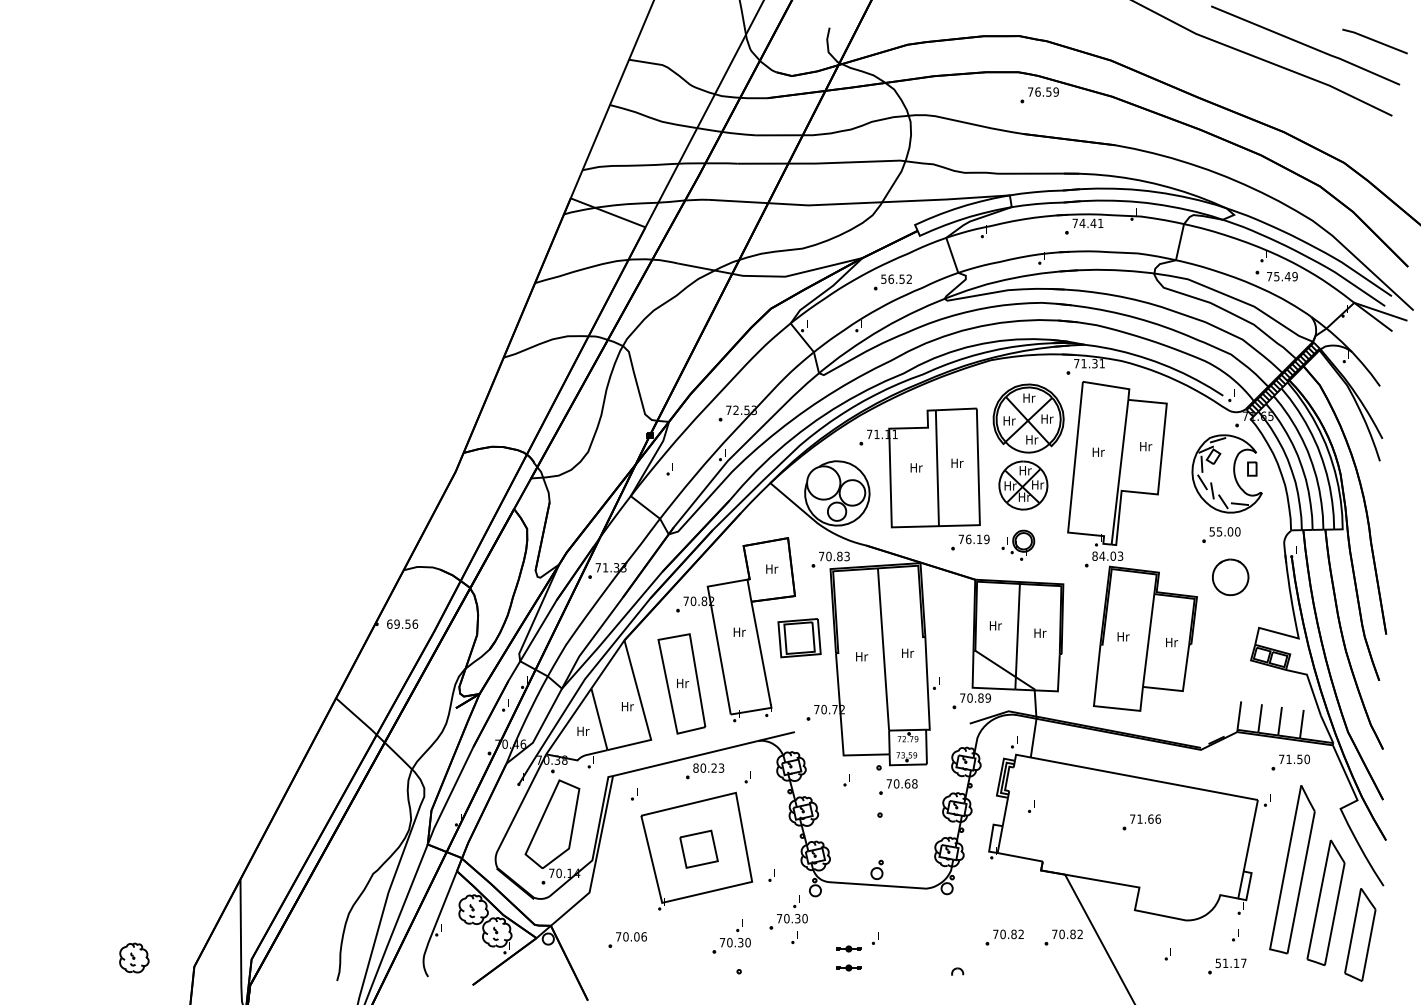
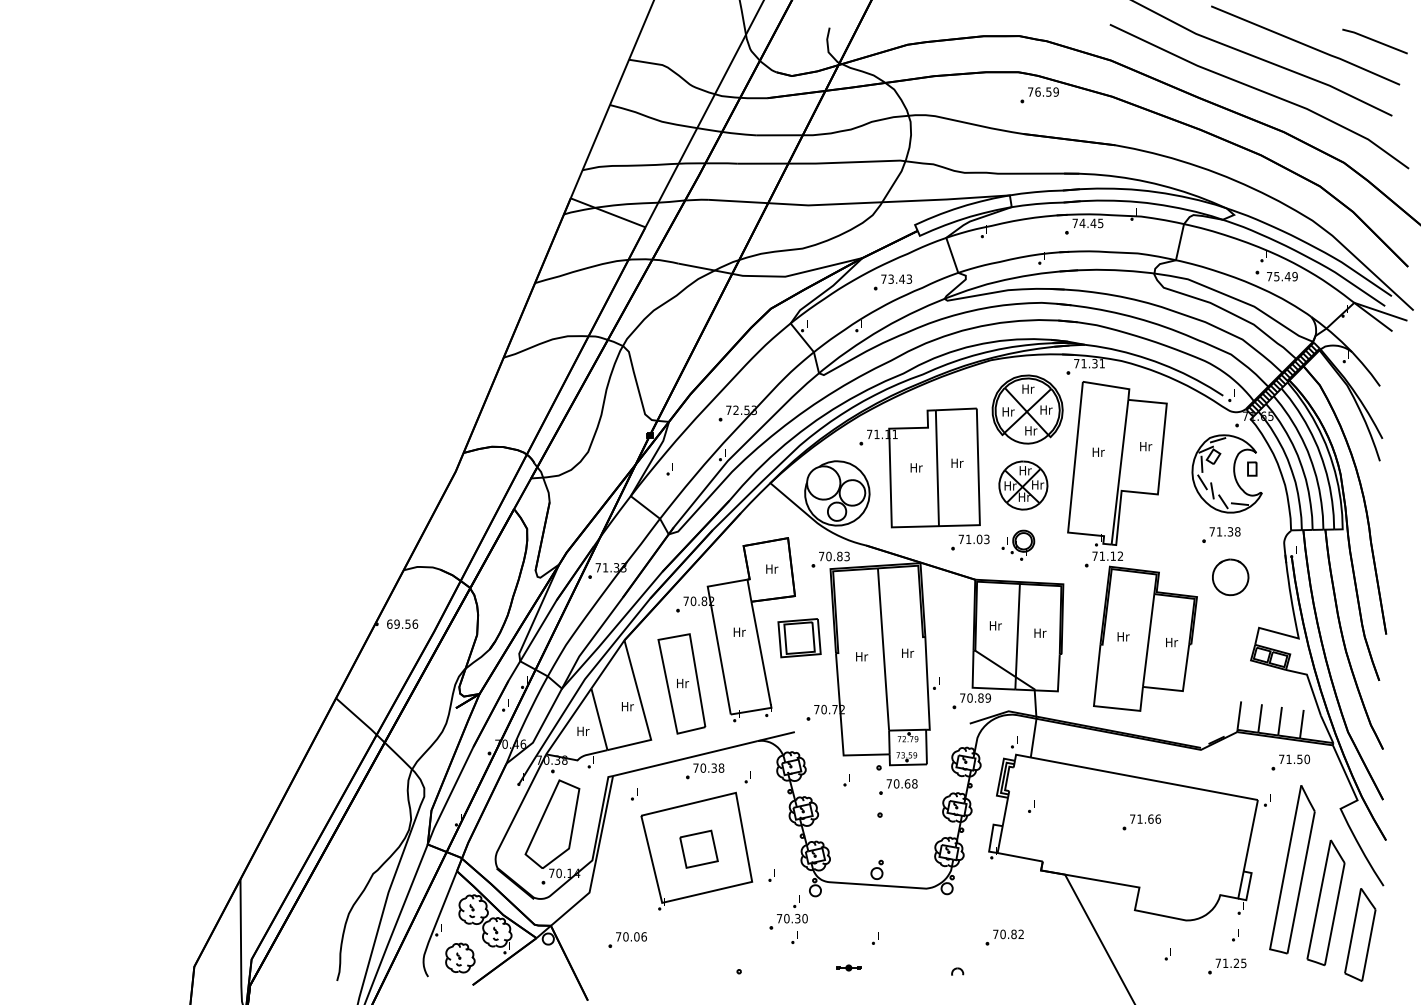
line: none -> present (1259, 91)
text: 74.41 -> 74.45 (1100, 223)
text: 56.52 -> 73.43 (896, 278)
part position: (1028, 418) -> (1027, 409) (1027, 409)
text: 55.00 -> 71.38 (1224, 531)
text: 76.19 -> 71.03 (977, 539)
text: 84.03 -> 71.12 (1107, 555)
text: 80.23 -> 70.38 (708, 767)
part: present -> none (731, 936)
part: present -> none (1063, 937)
part: present -> none (848, 948)
part position: (134, 957) -> (460, 957) (460, 957)
text: 51.17 -> 71.25 (1230, 963)
